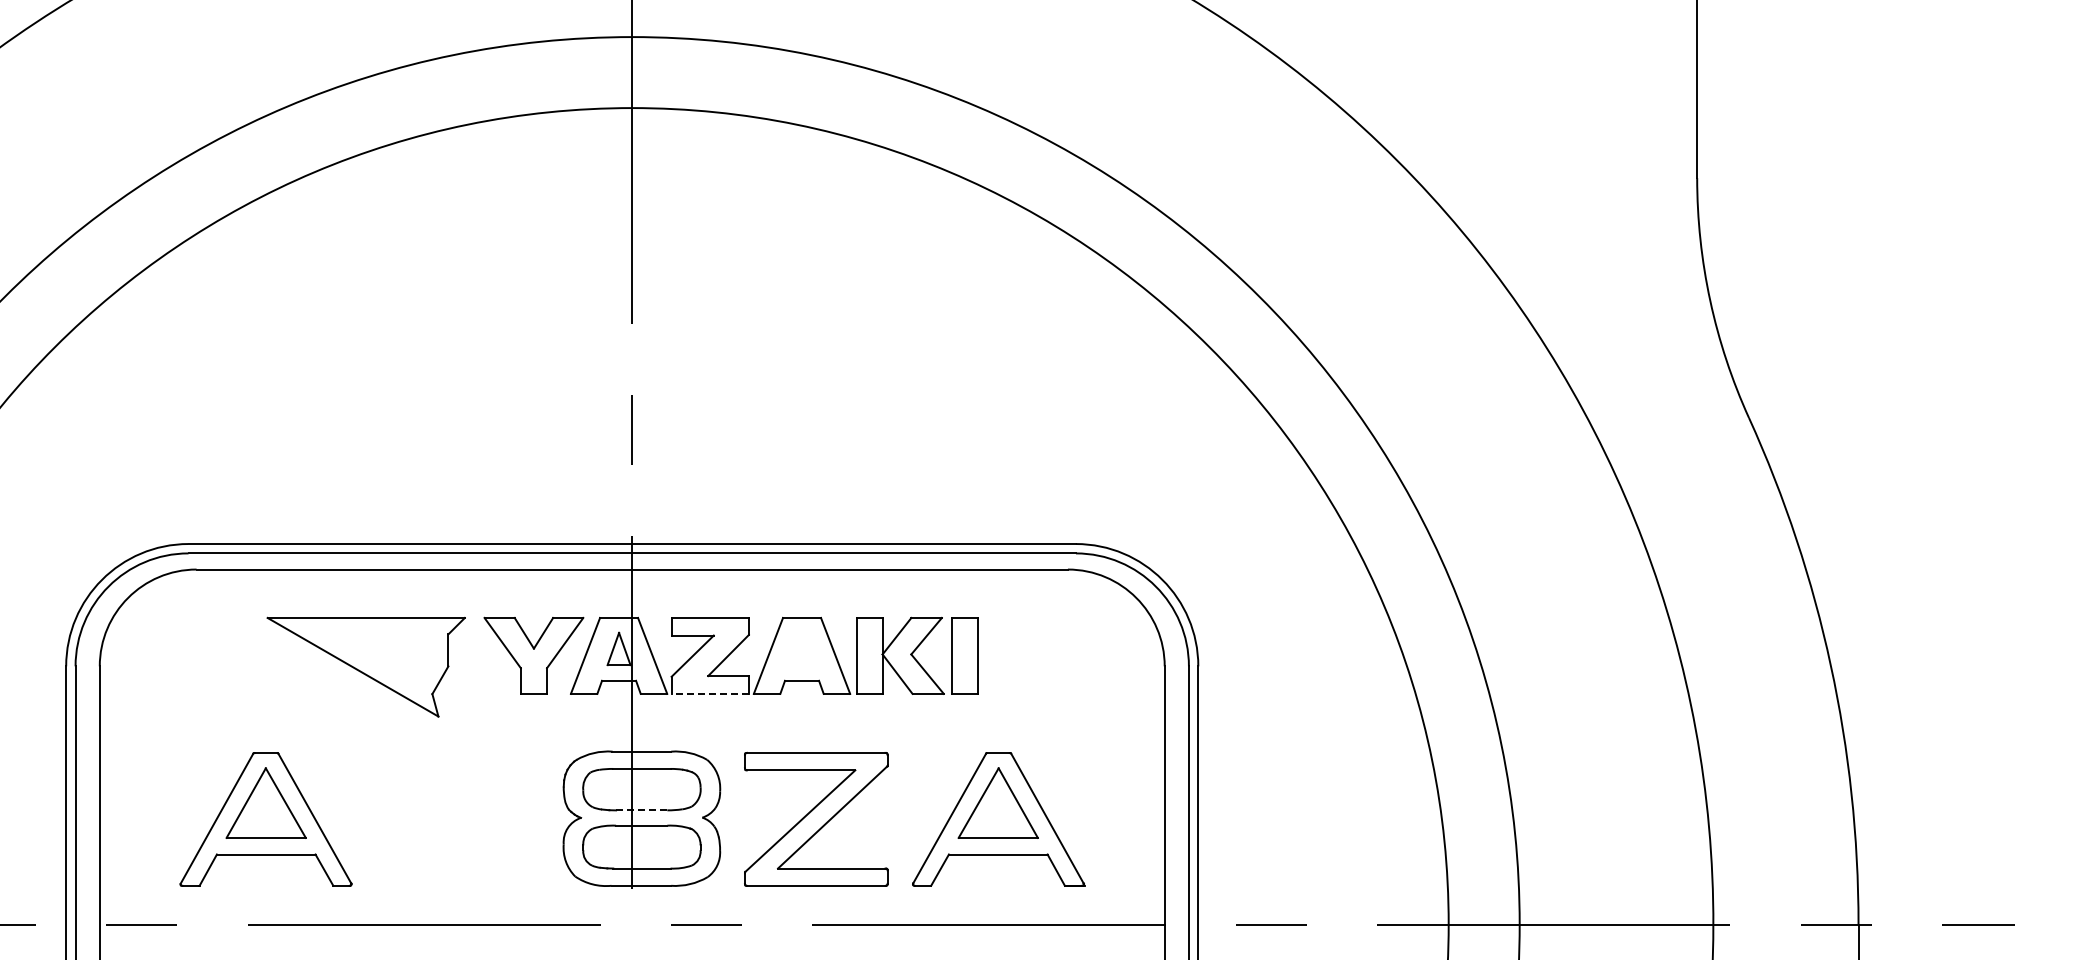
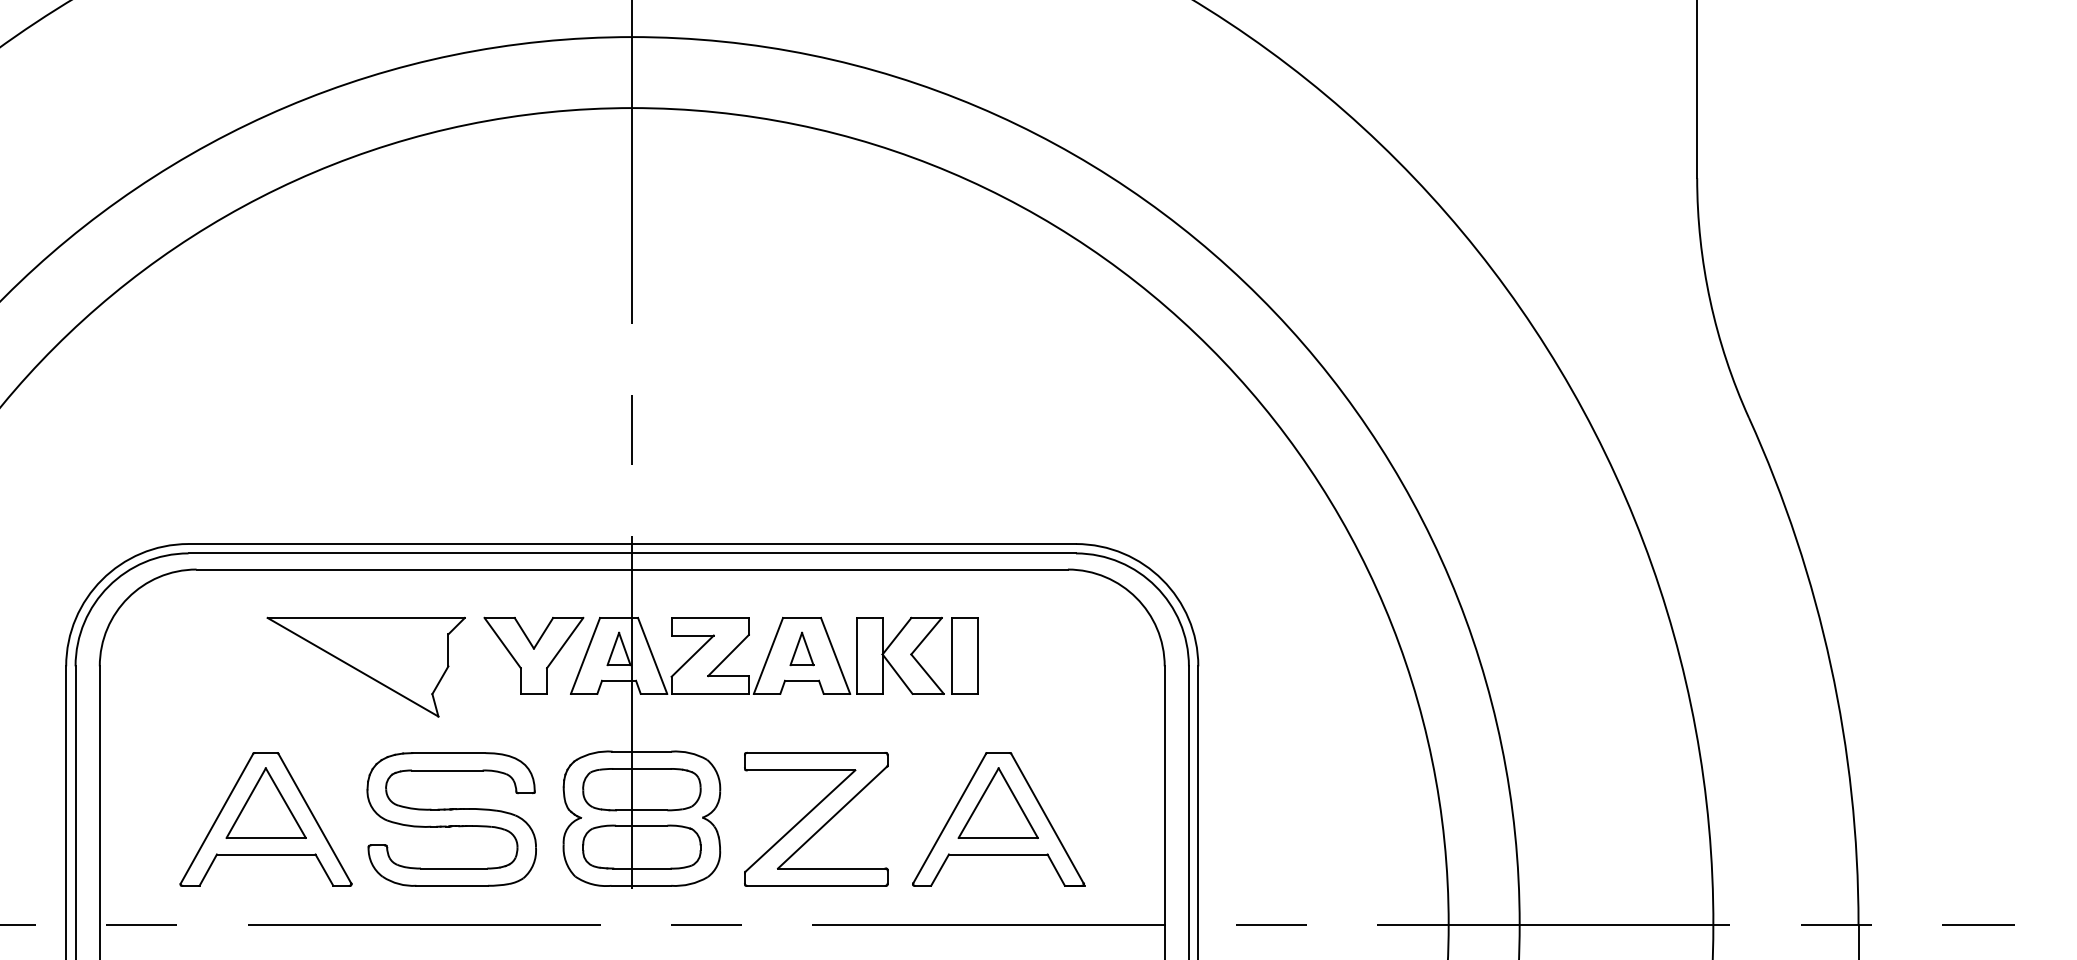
part: none -> present (801, 648)
line: dashed -> solid (710, 693)
line: dashed -> solid (641, 810)
part: none -> present (451, 819)
